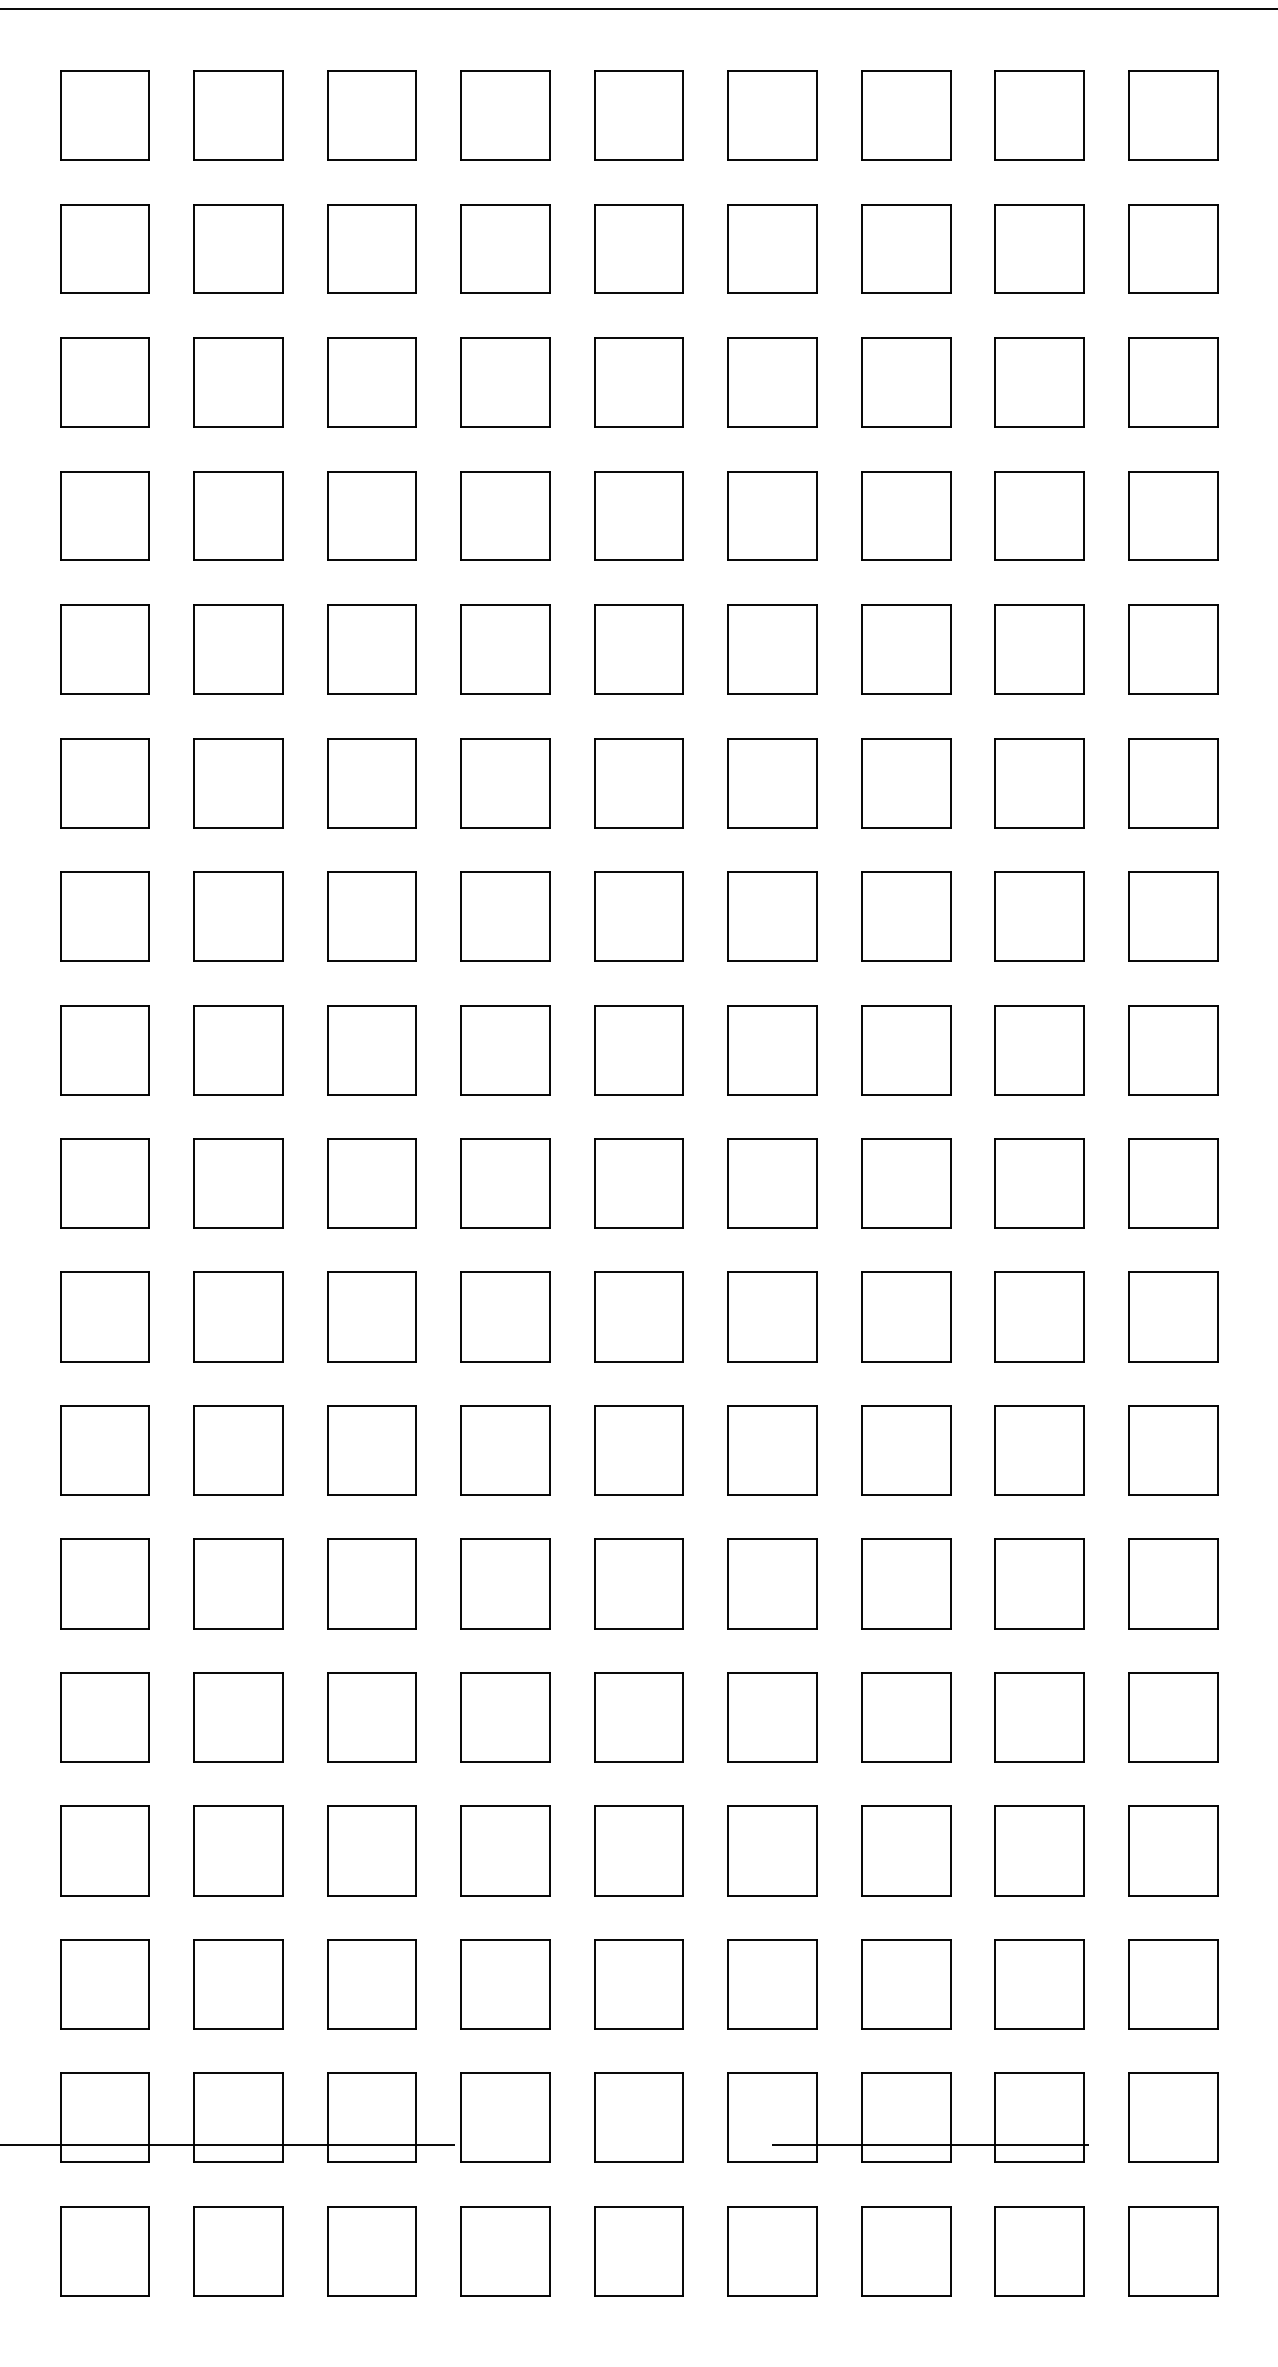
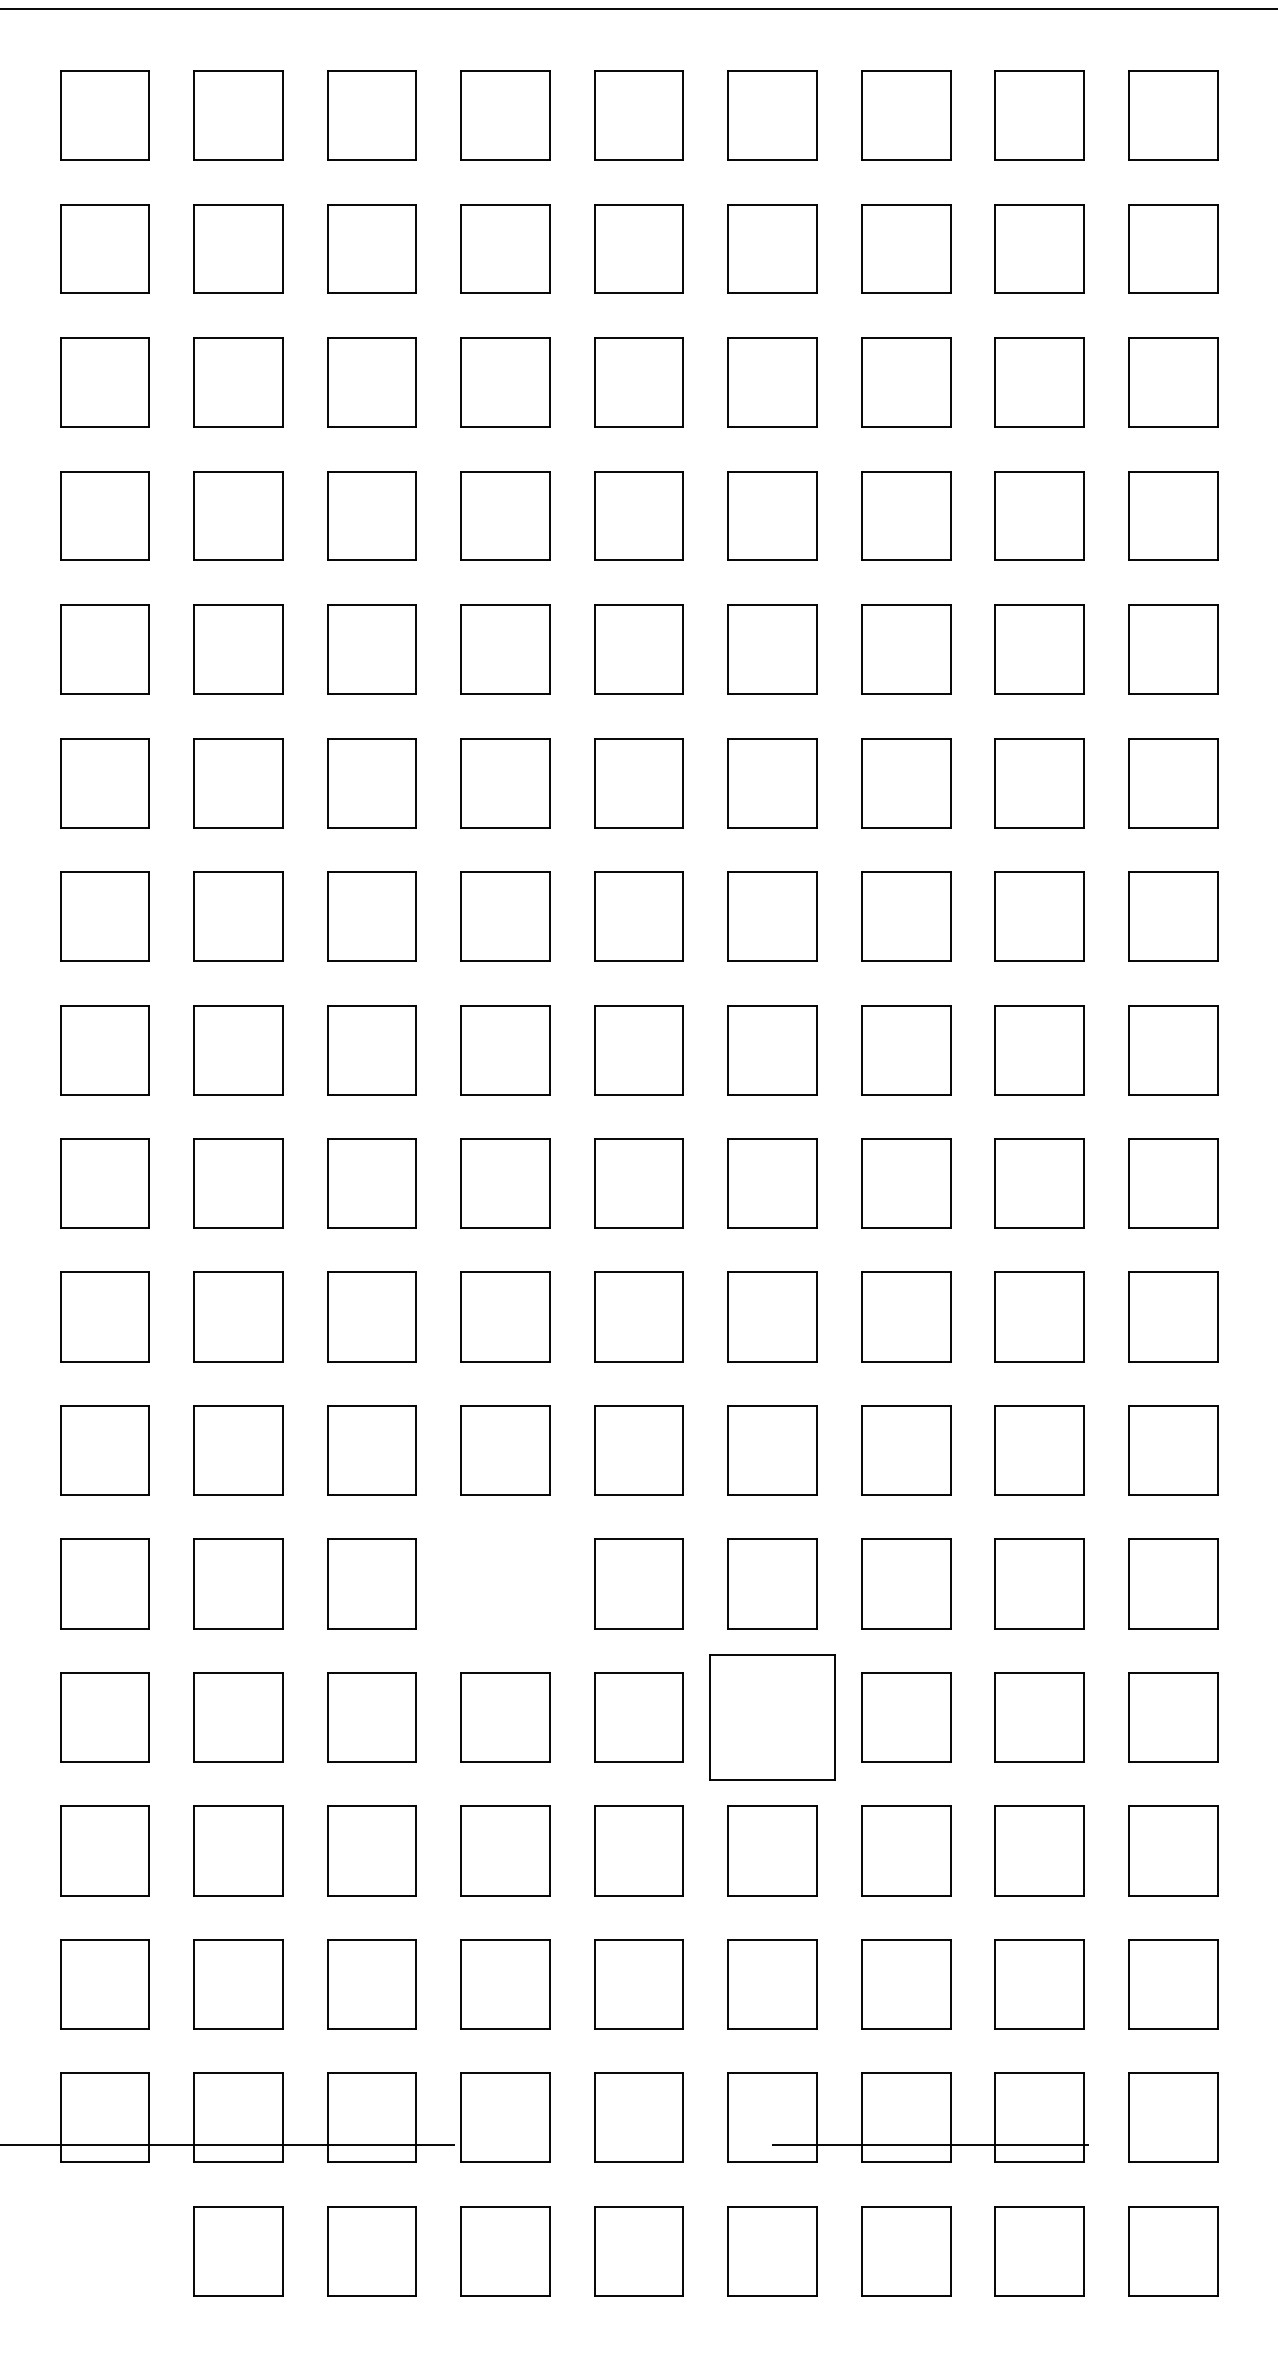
part: present -> none (505, 1583)
part size: 91x91 px -> 127x127 px (772, 1717)
part: present -> none (104, 2251)
